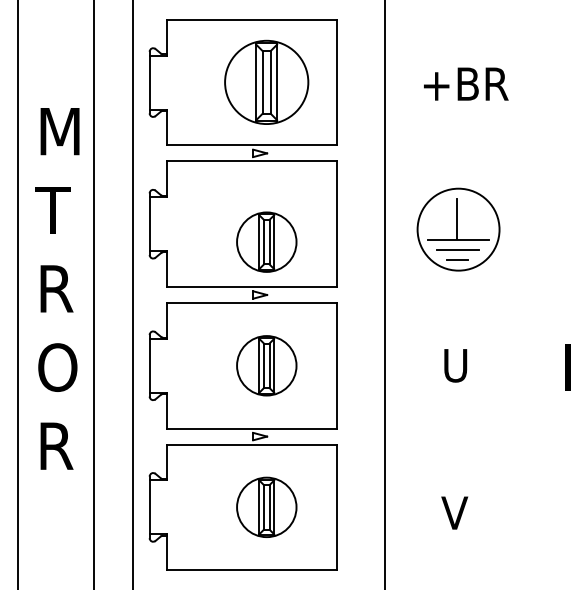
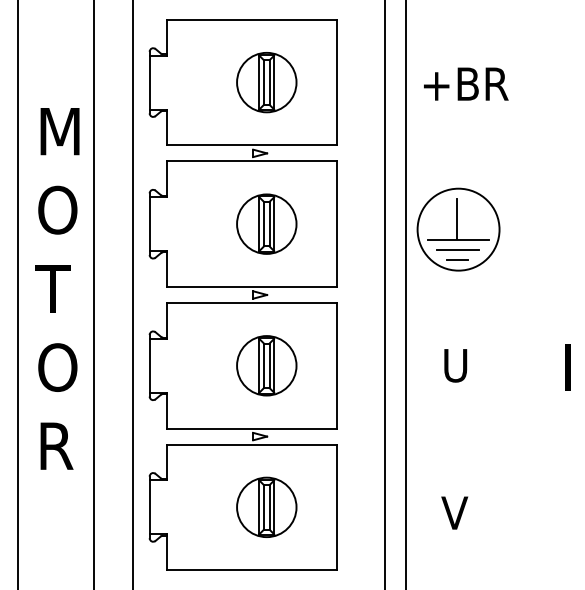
part size: 86x86 px -> 62x62 px (266, 82)
text: T -> O (56, 209)
part position: (266, 241) -> (266, 223) (266, 223)
text: R -> T (54, 288)
line: none -> present (405, 294)
